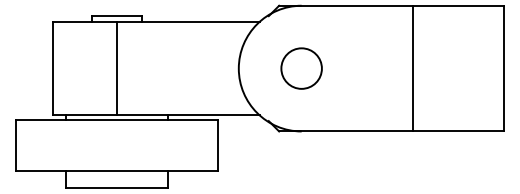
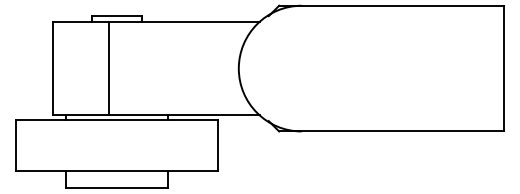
line position: (116, 68) -> (108, 68) (108, 68)
circle: present -> none (301, 68)
line: present -> none (413, 68)
